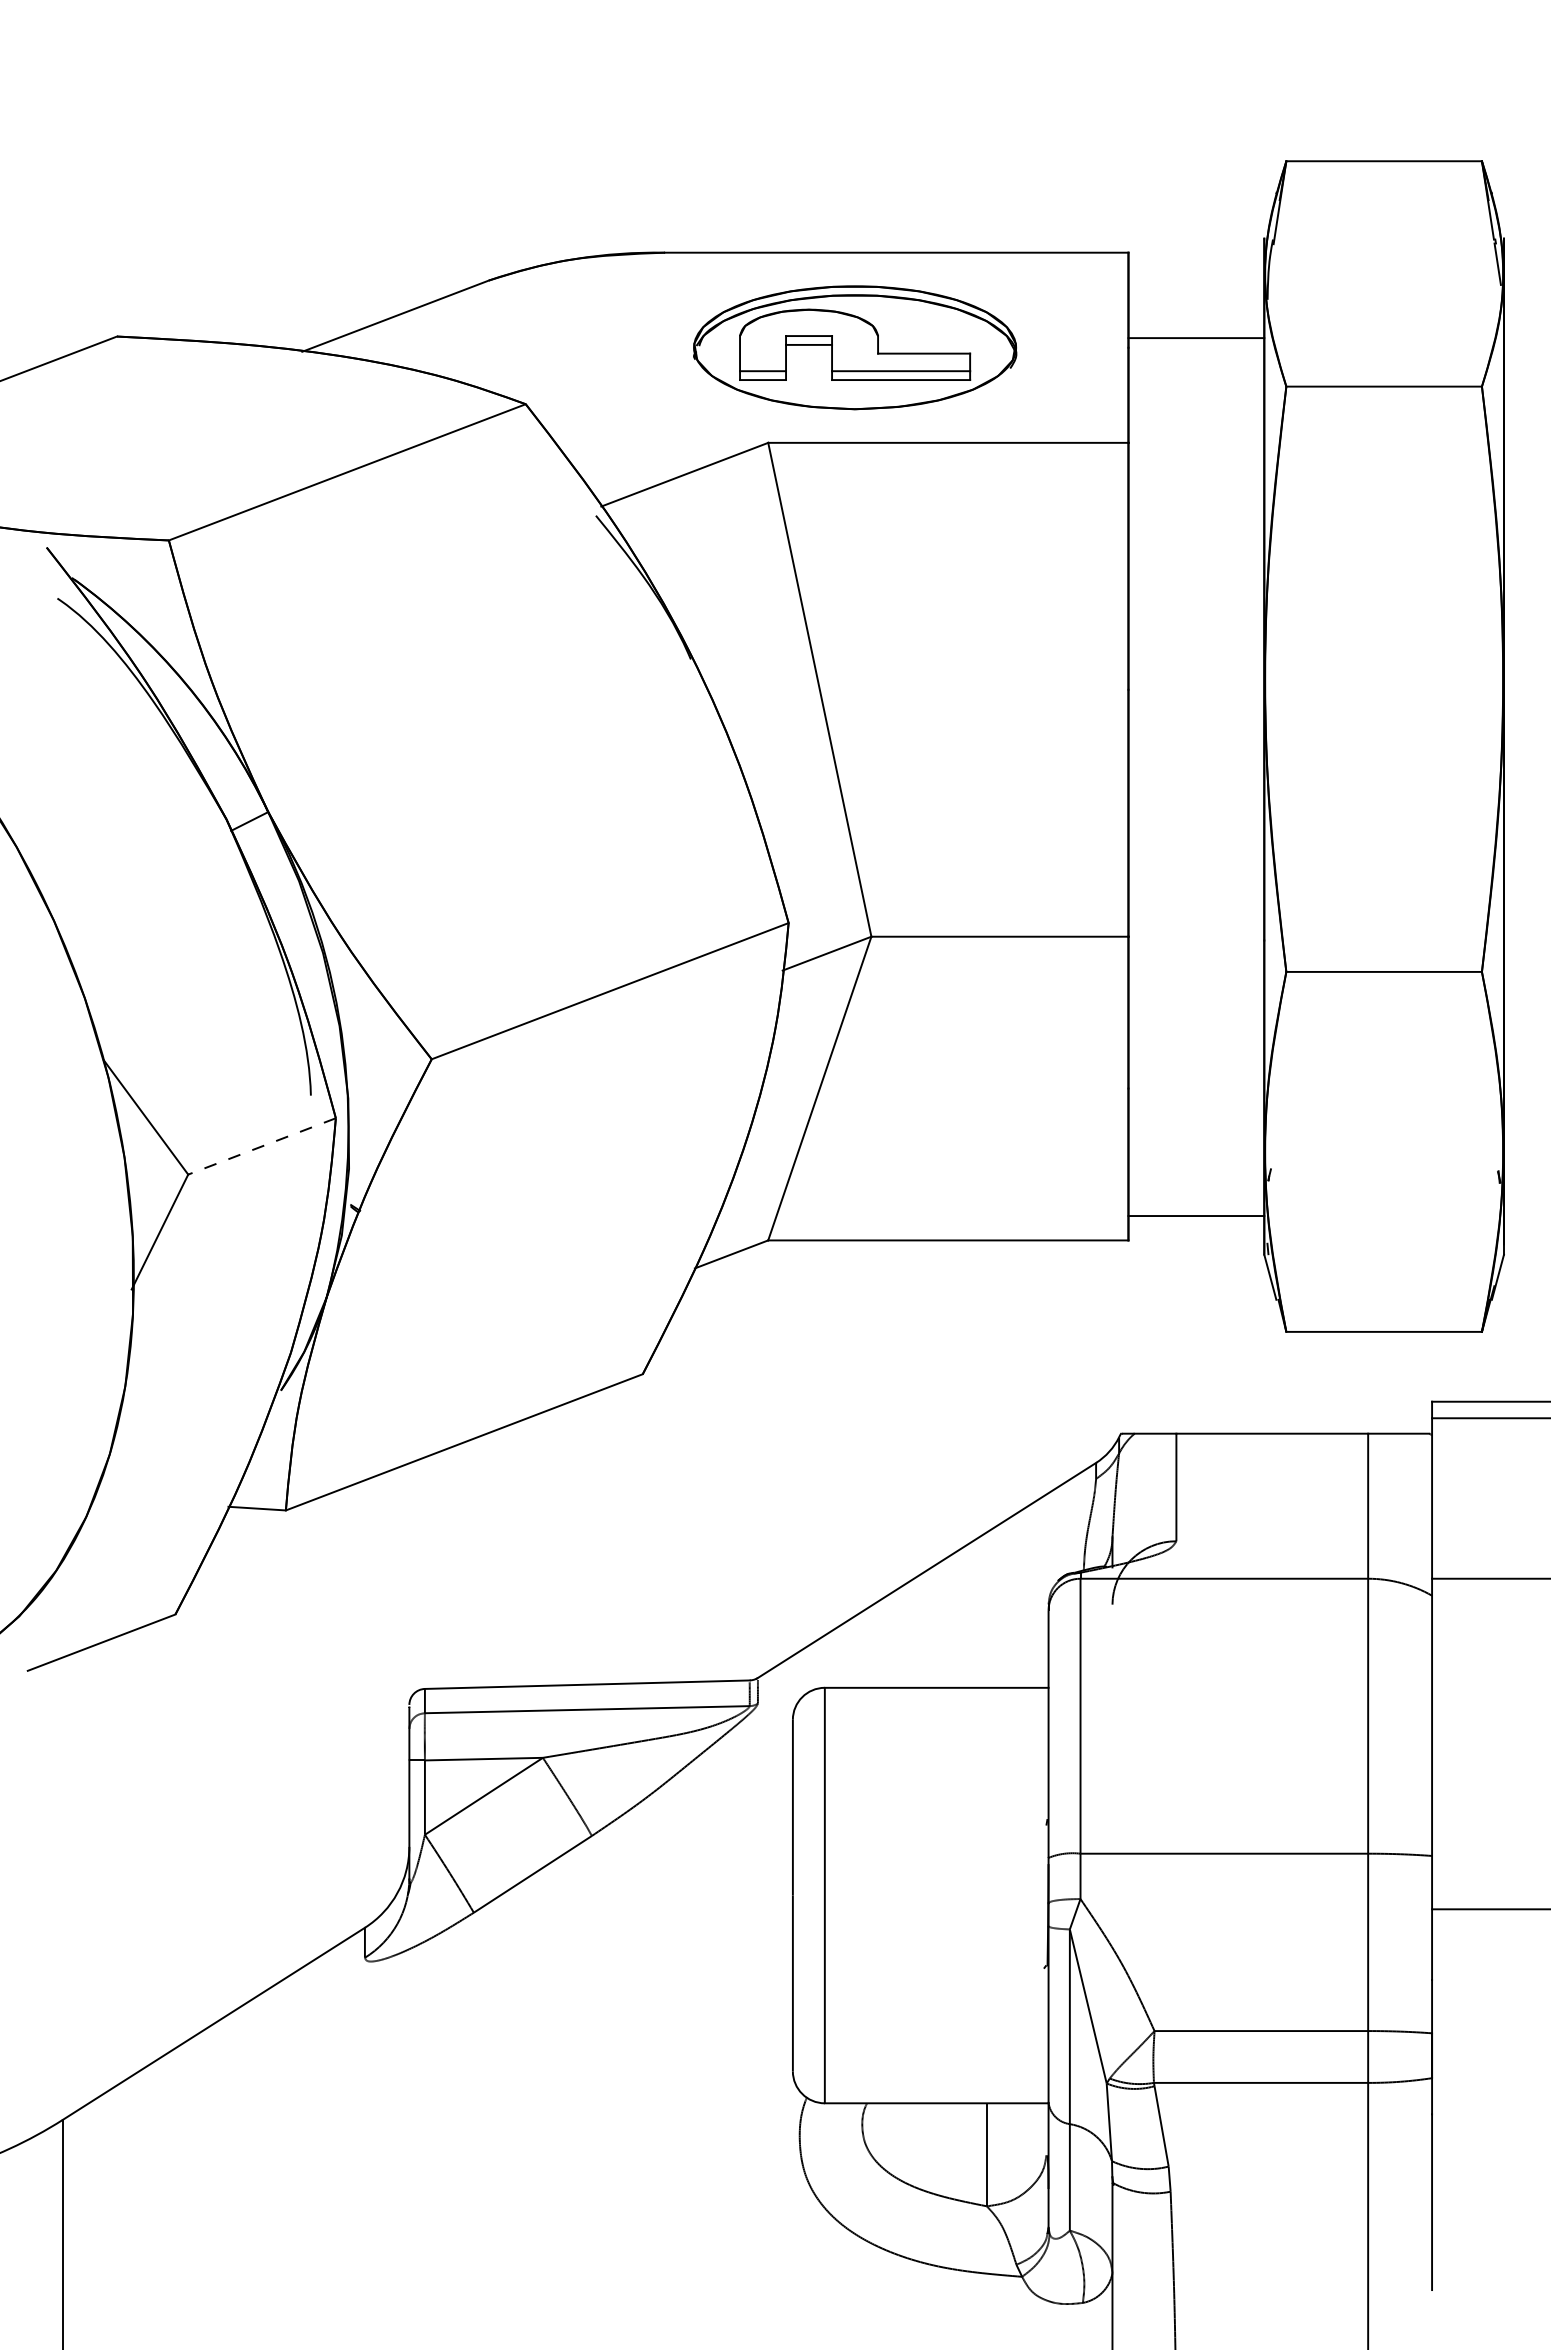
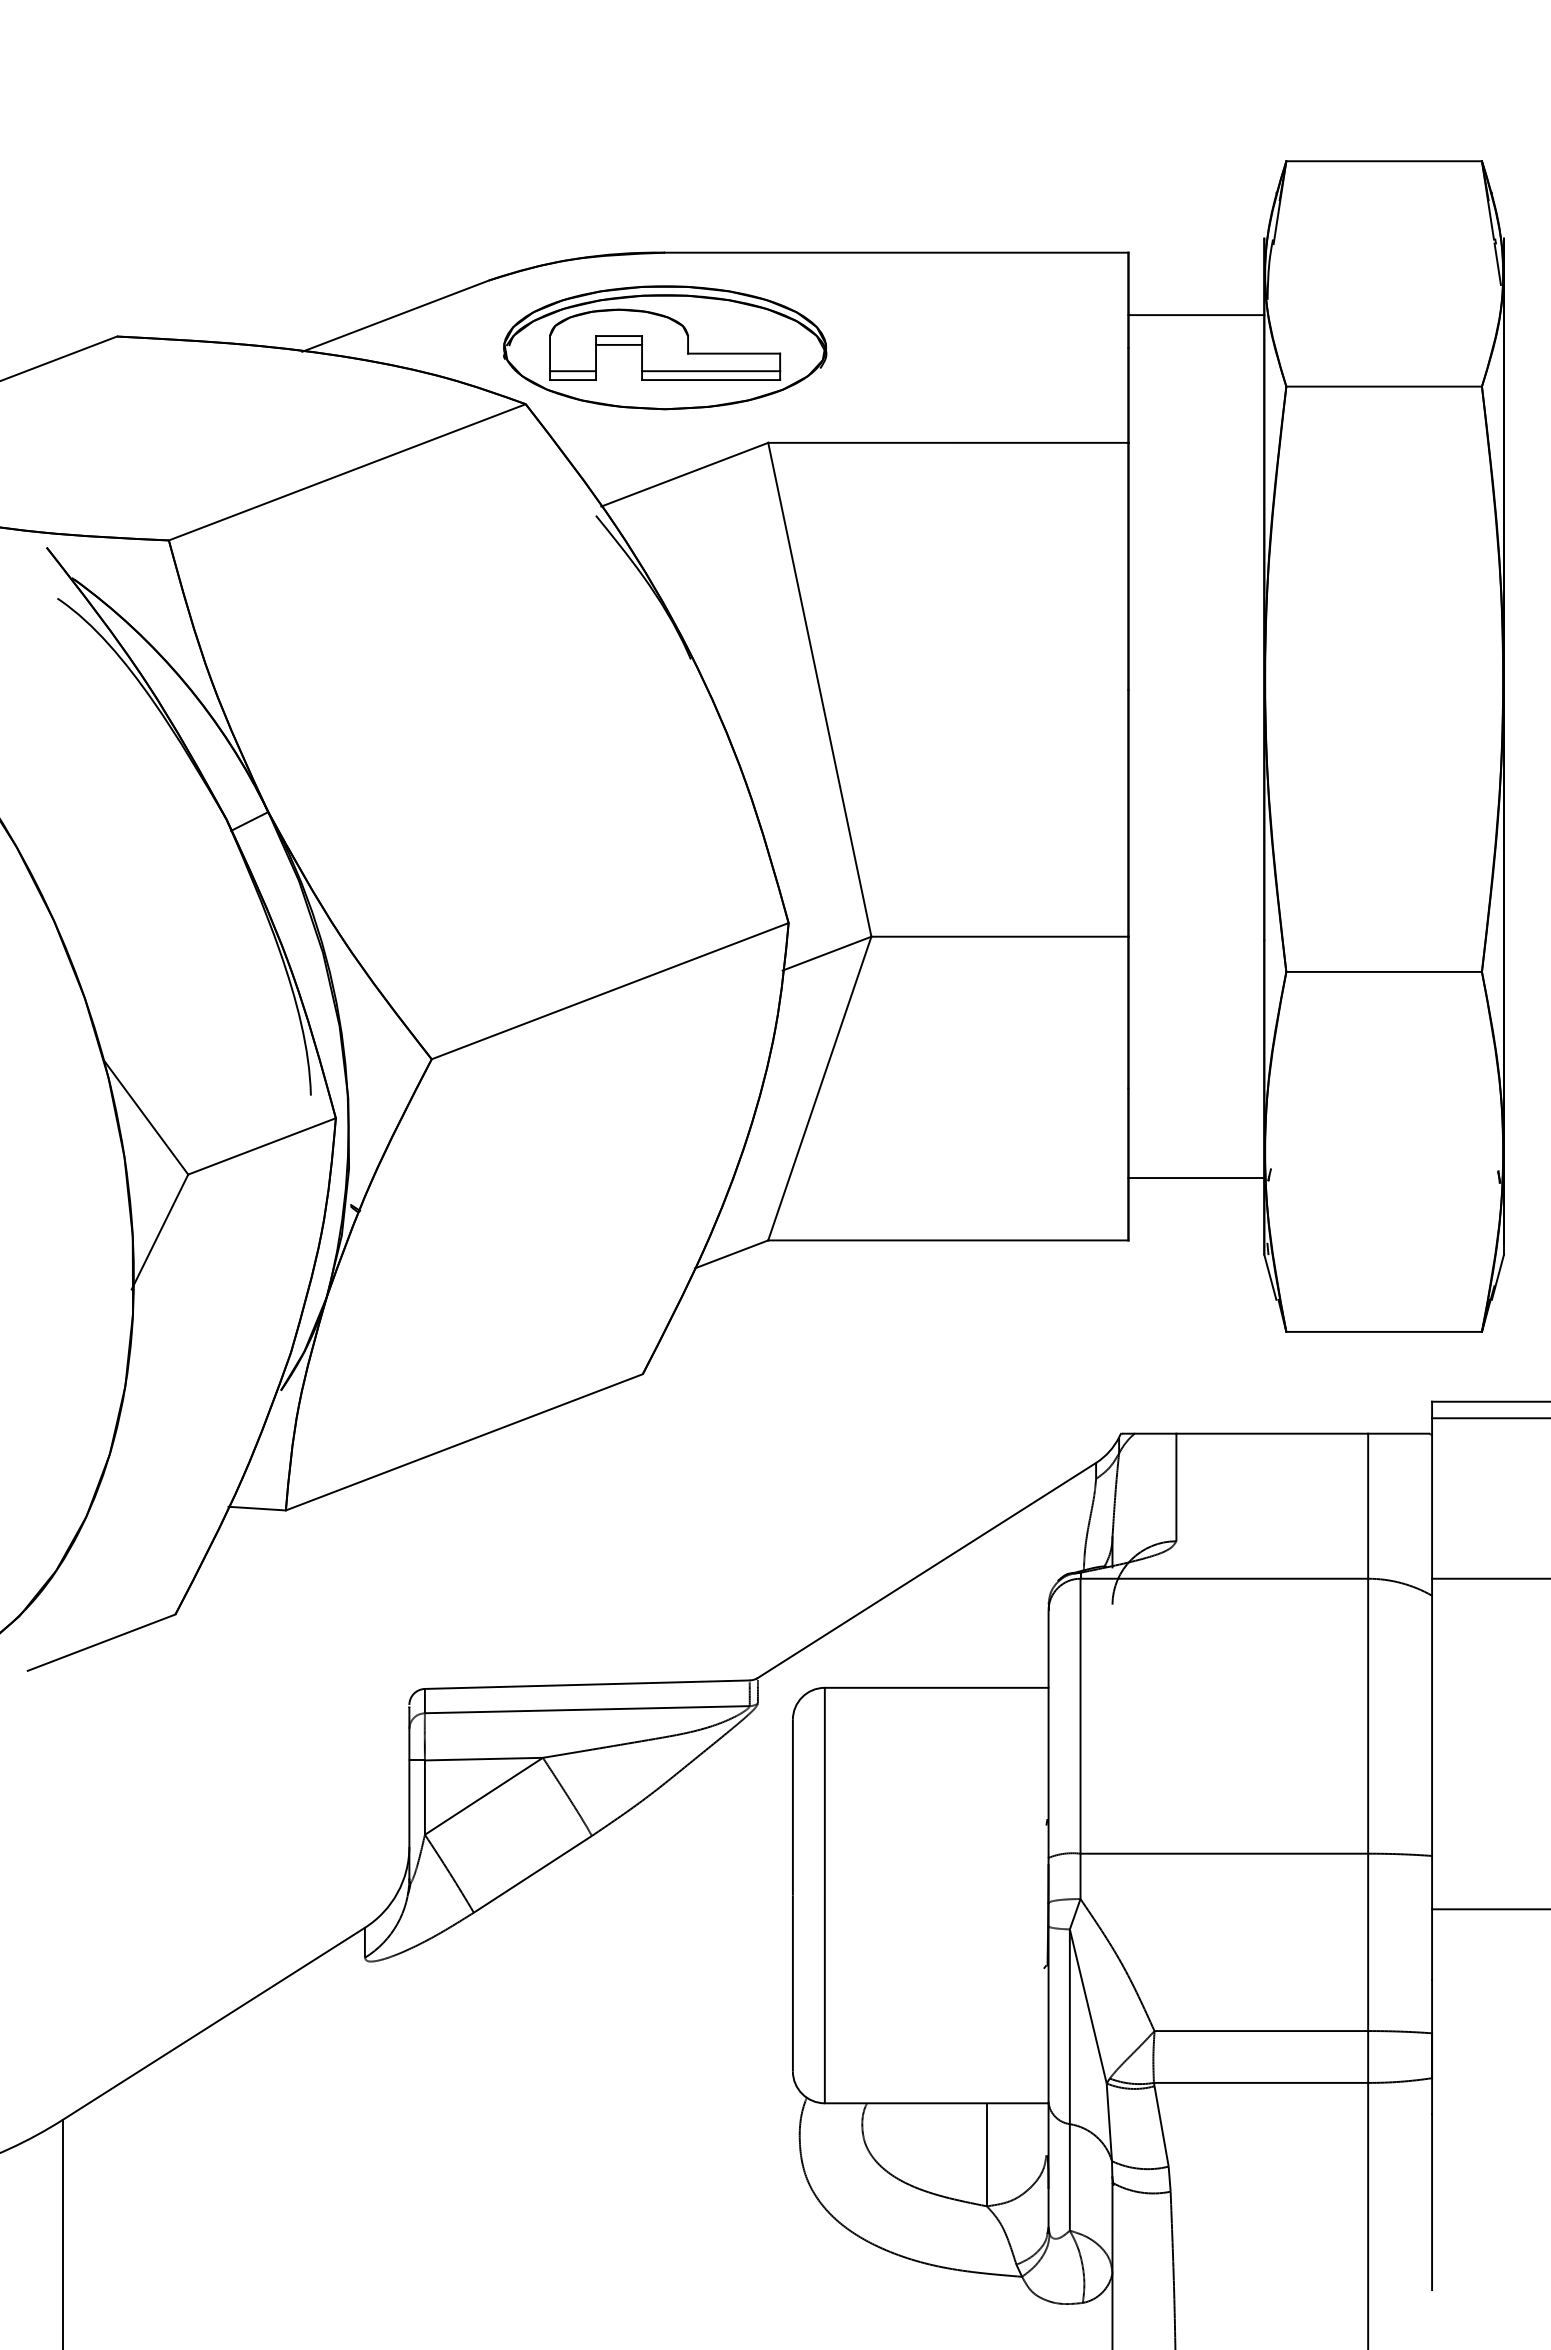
line position: (1196, 338) -> (1196, 315) (1196, 315)
part position: (855, 347) -> (665, 347) (665, 347)
line: dashed -> solid (261, 1146)
line position: (1196, 1216) -> (1196, 1178) (1196, 1178)
